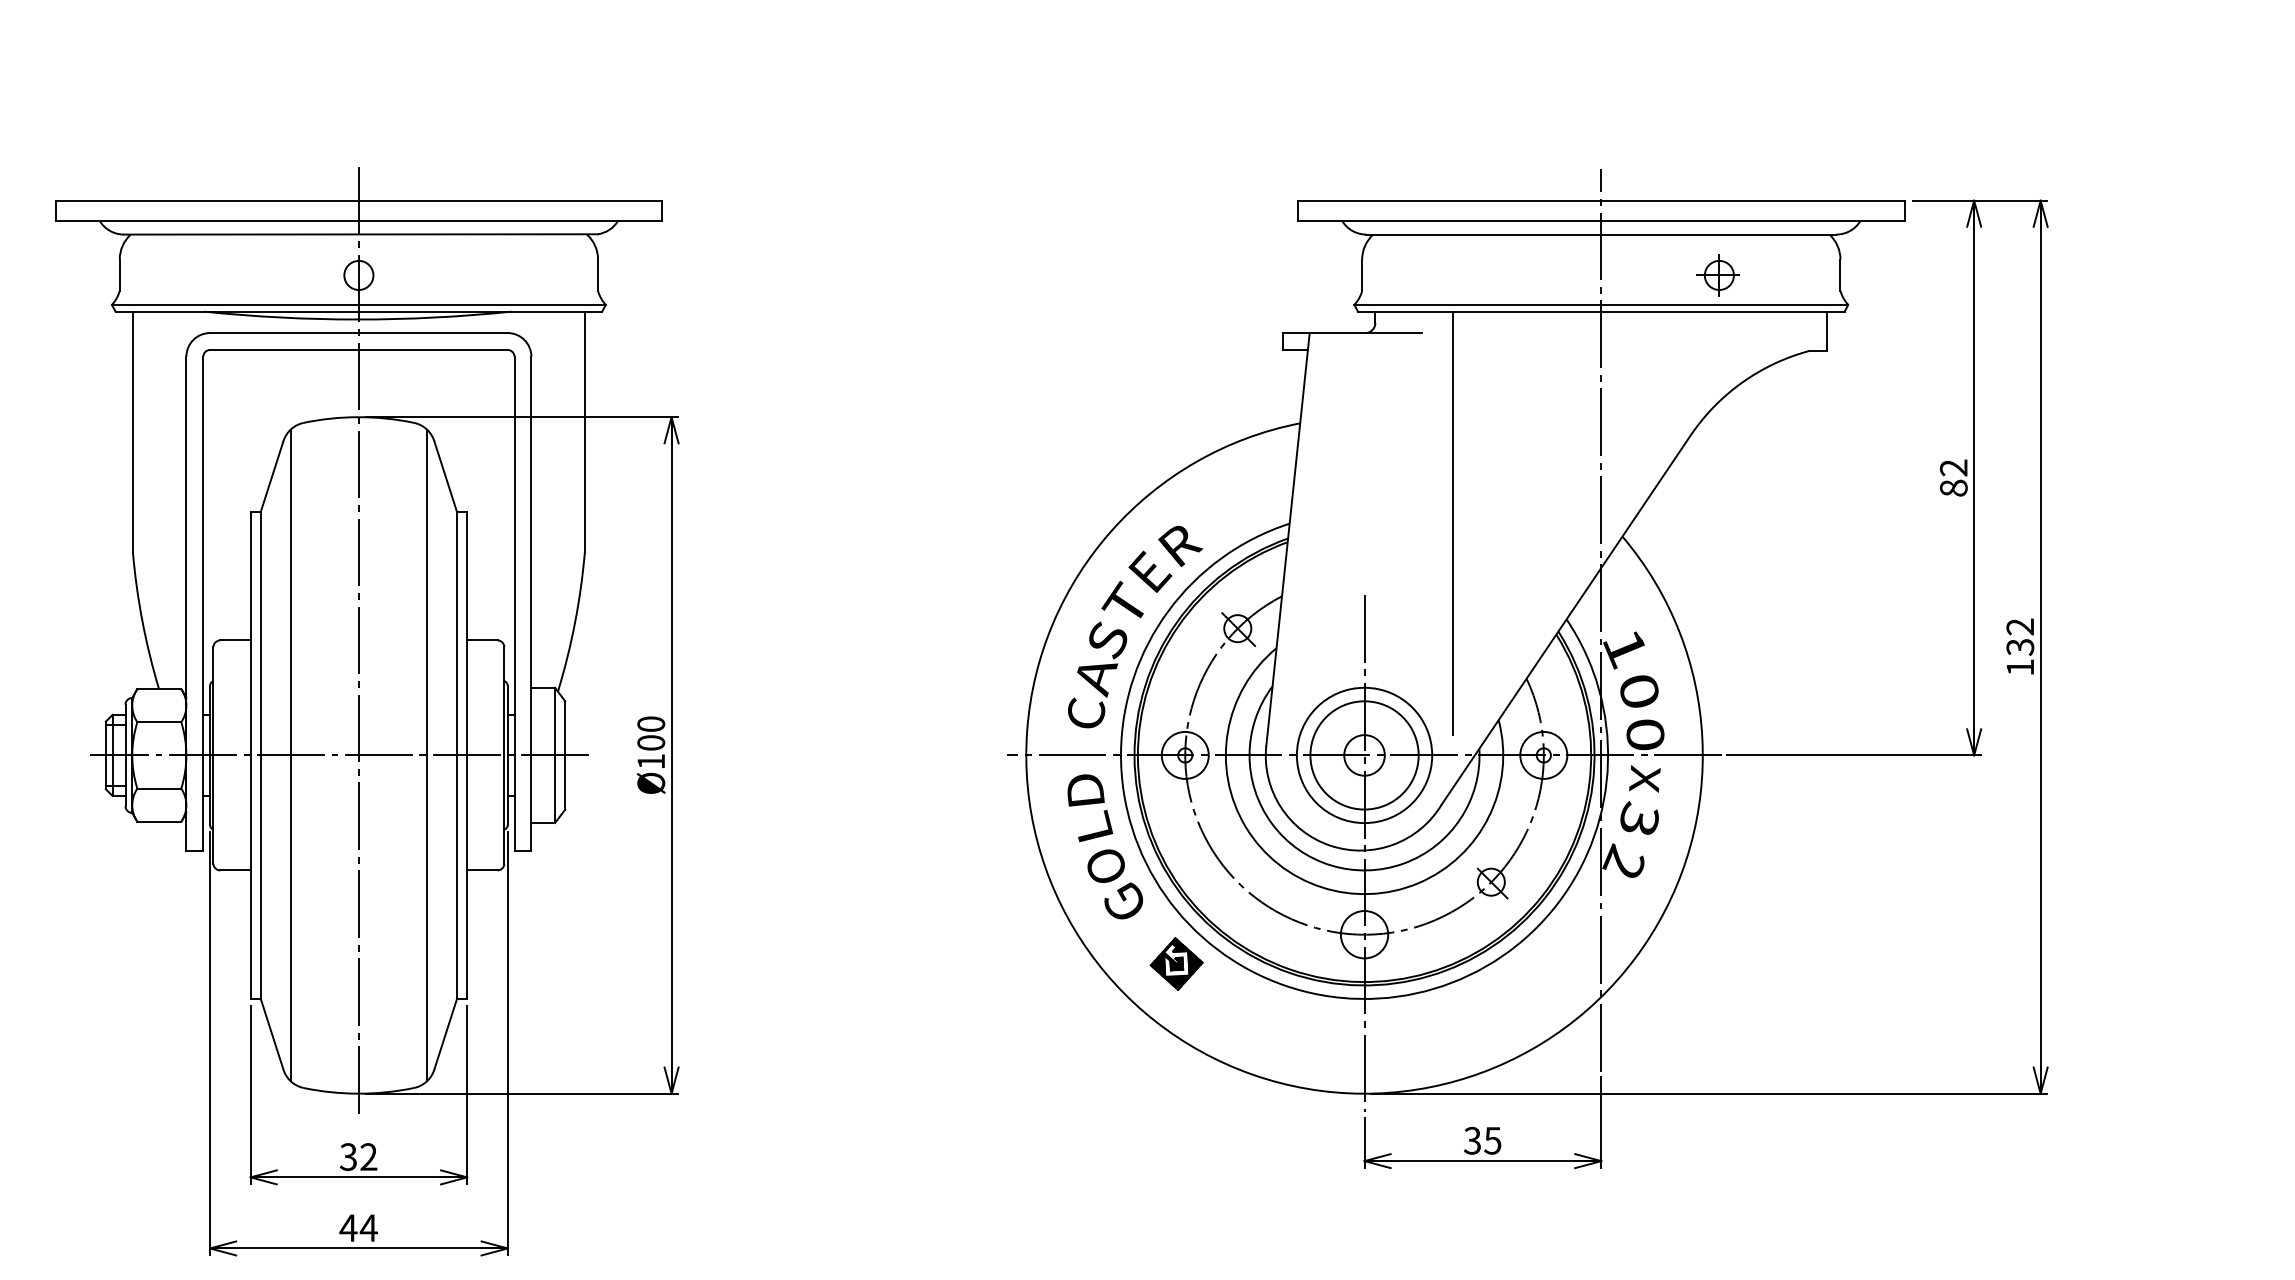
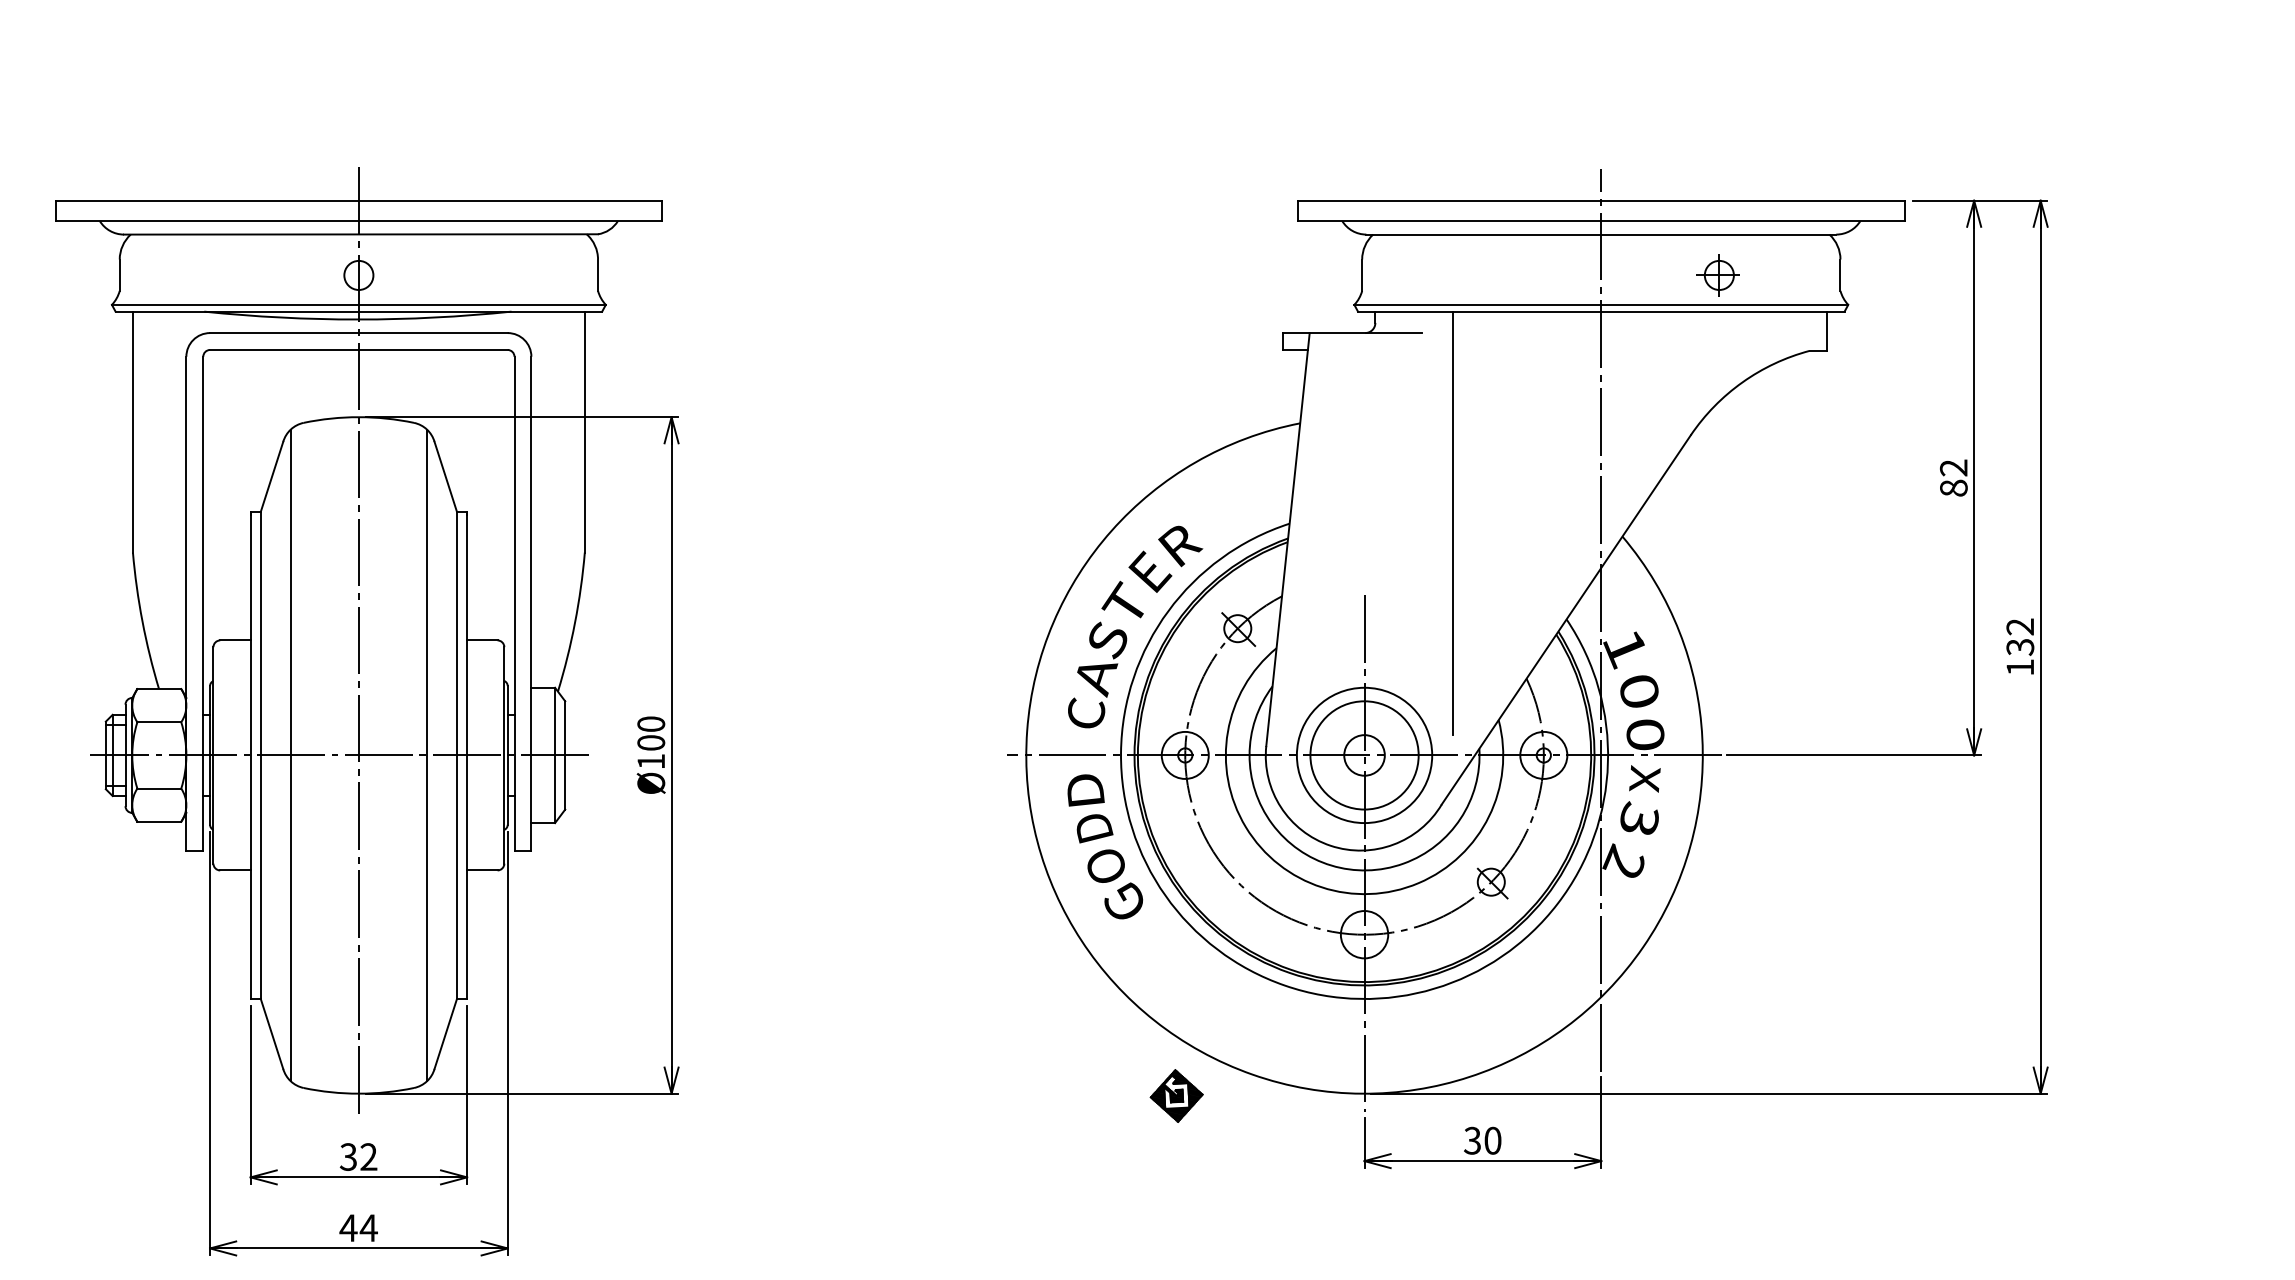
text: L -> D (1094, 826)
part position: (1176, 963) -> (1176, 1095) (1176, 1095)
text: 35 -> 30 (1492, 1140)
